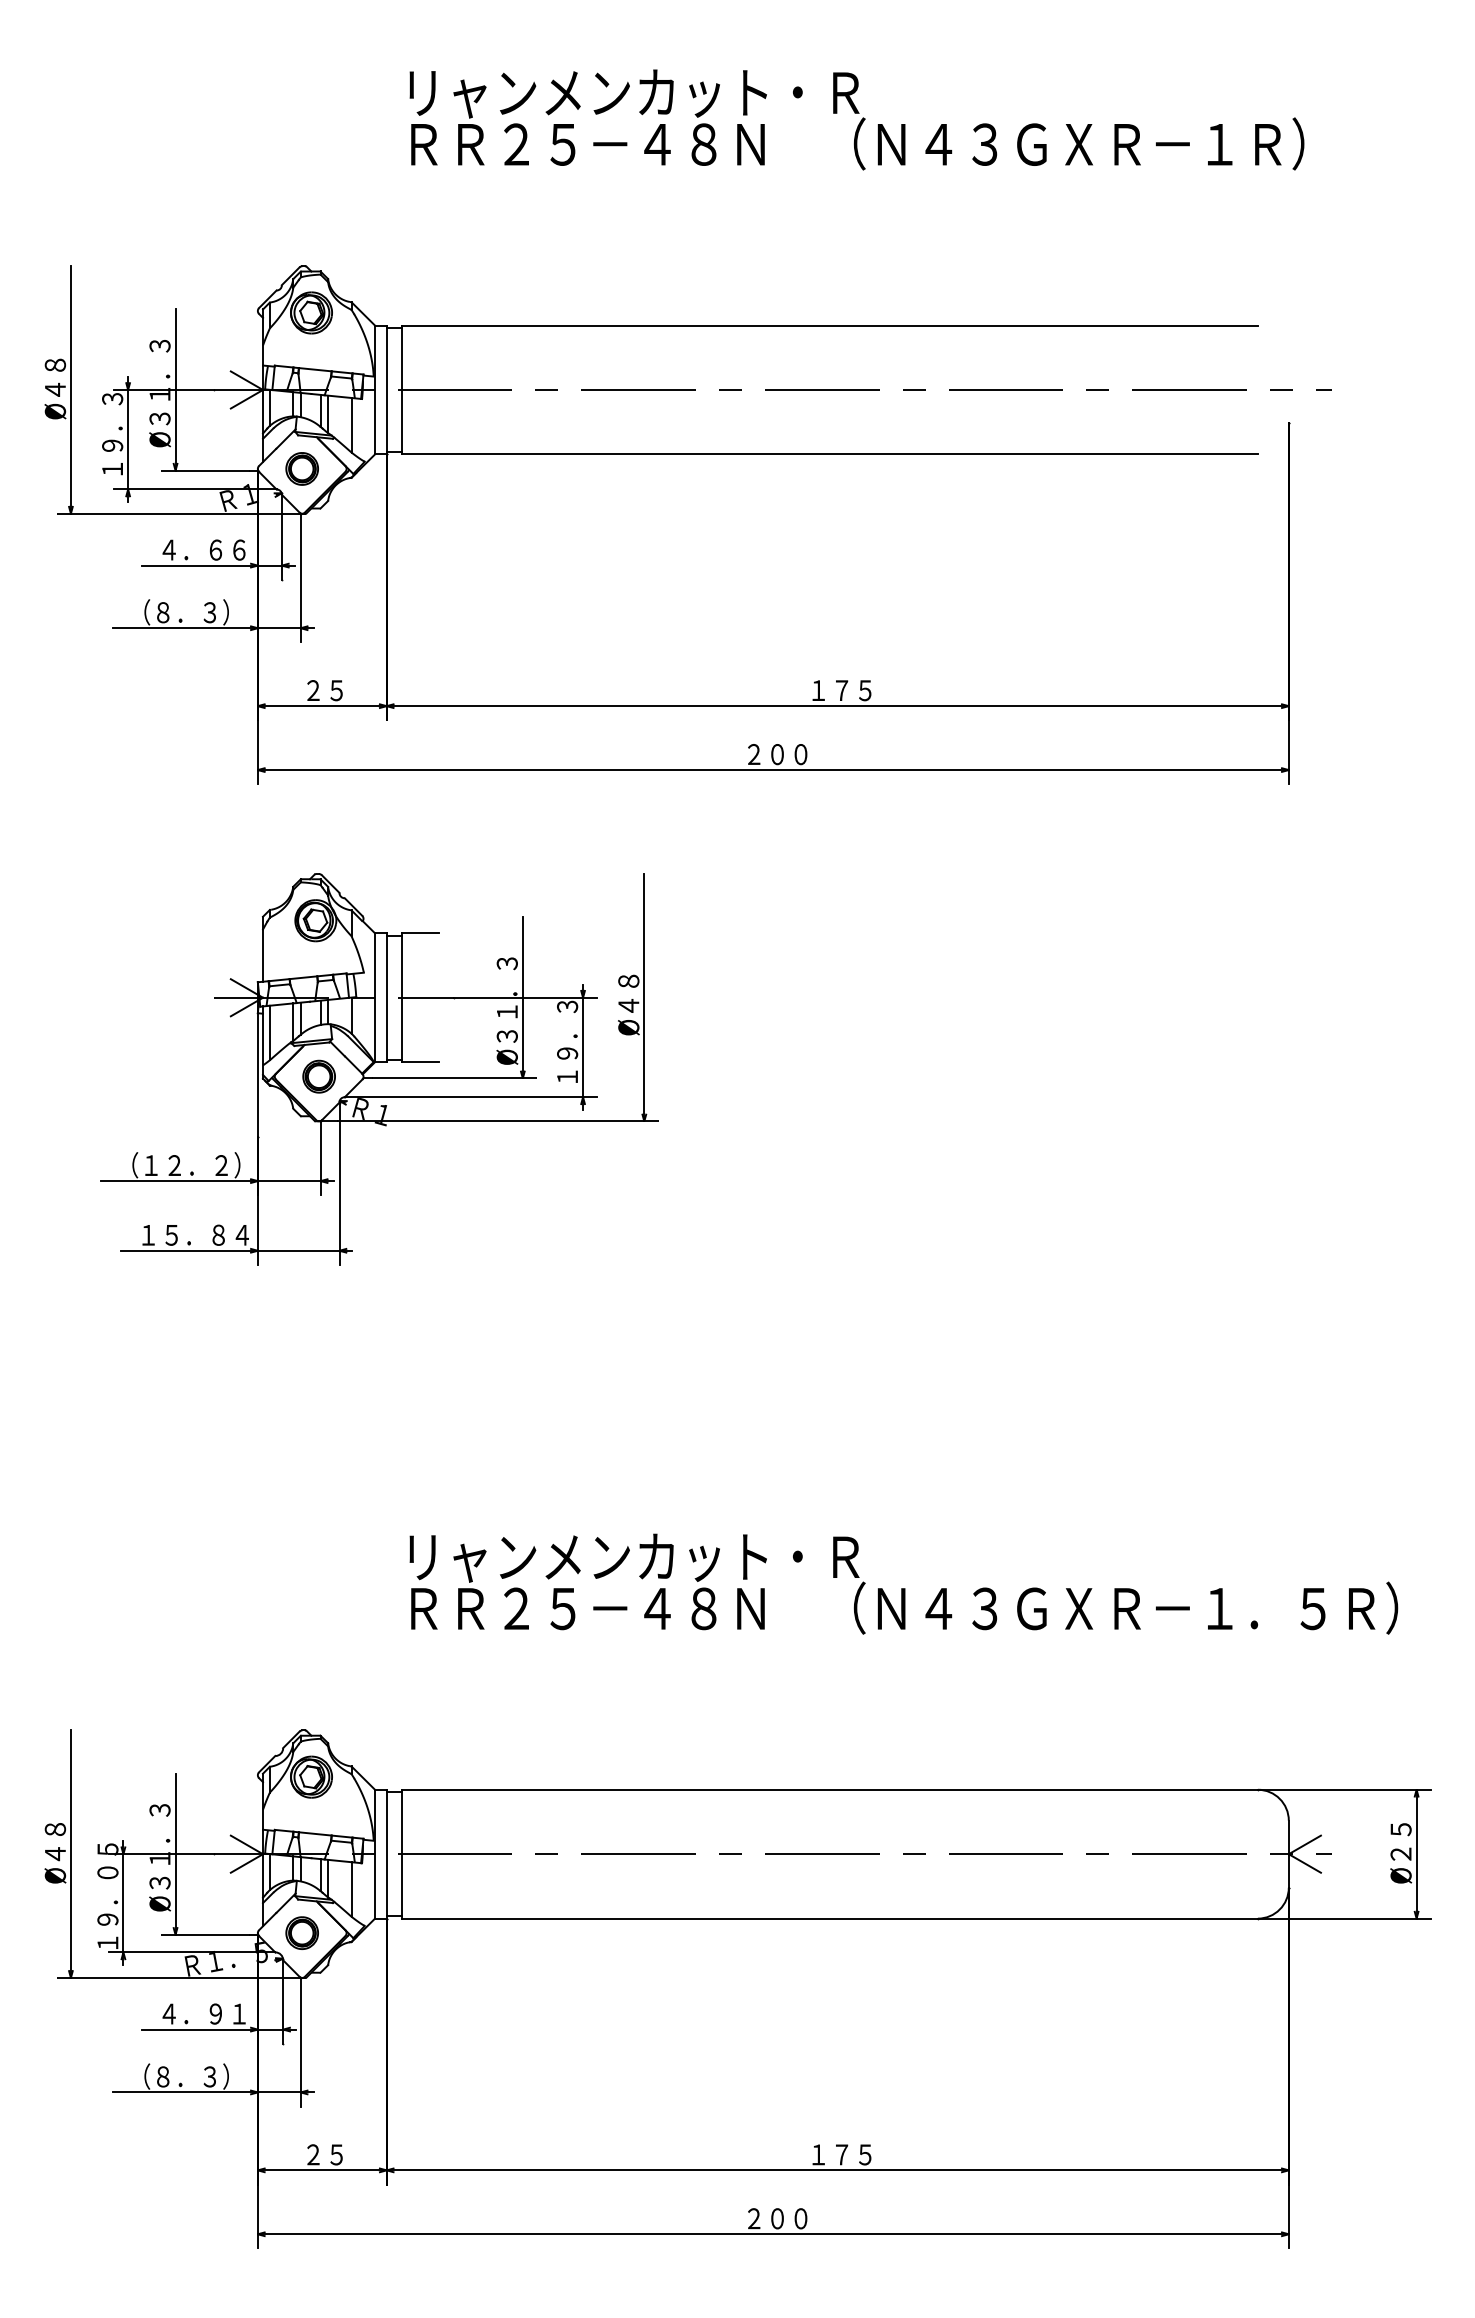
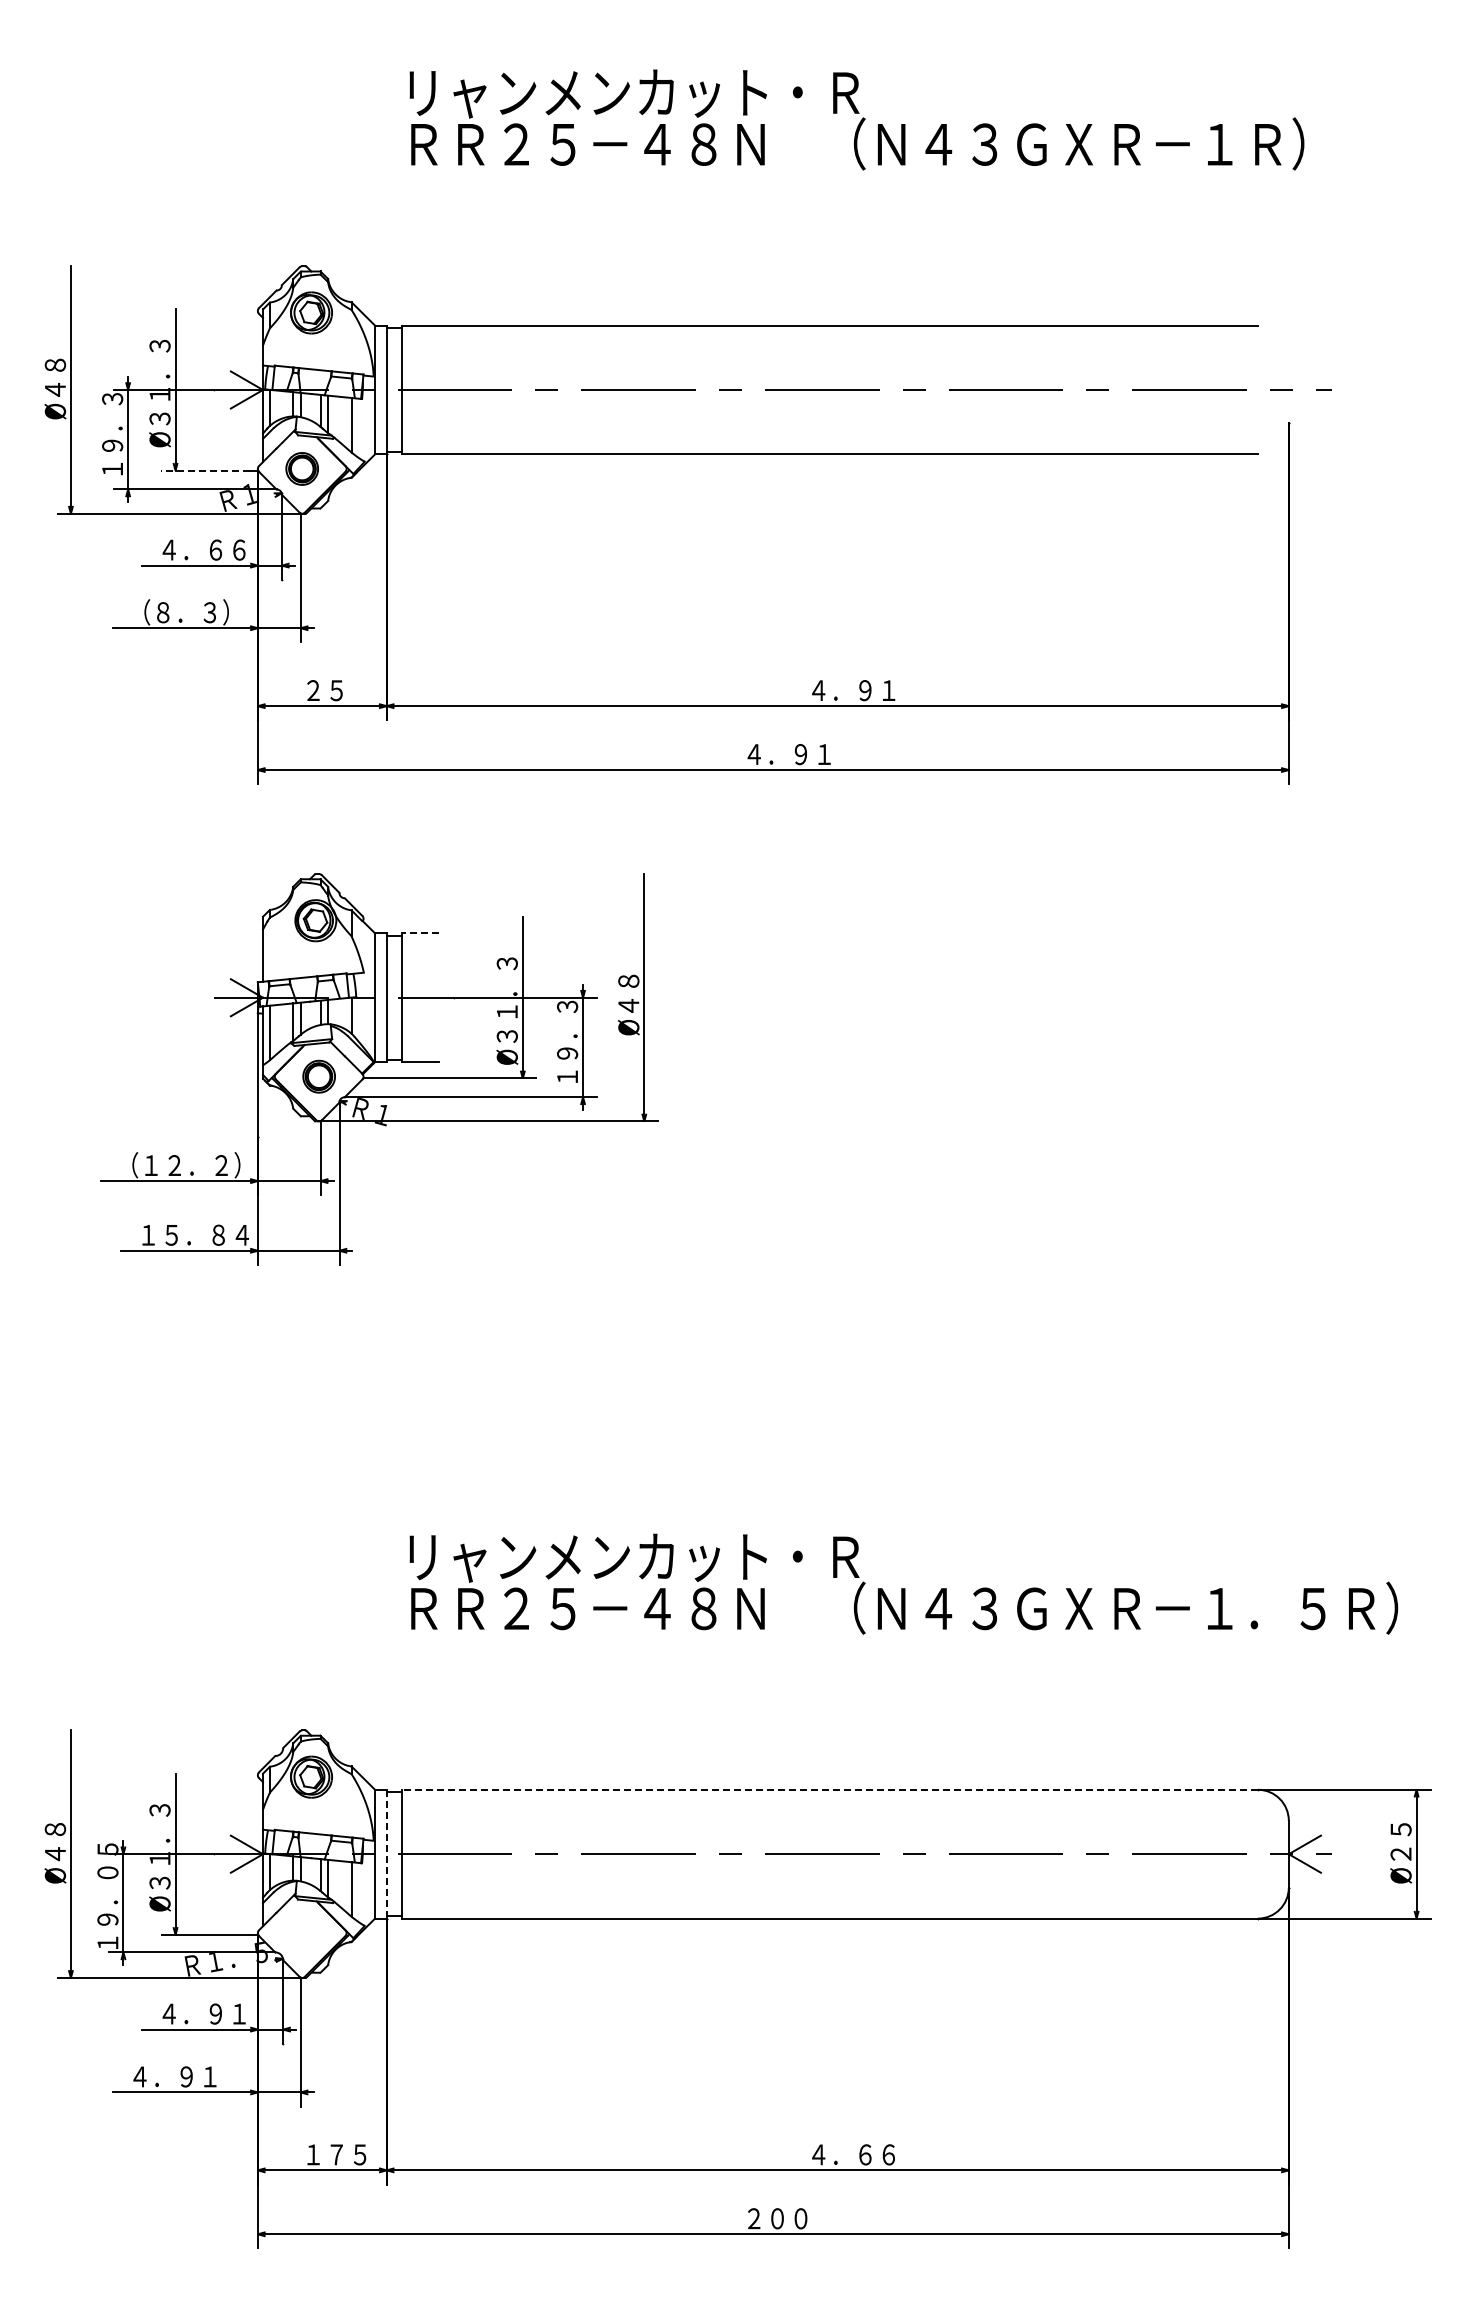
line: solid -> dashed (204, 470)
text: １７５ -> ４．９１ (853, 690)
text: ２００ -> ４．９１ (788, 754)
line: solid -> dashed (420, 933)
line: solid -> dashed (830, 1789)
line: solid -> dashed (386, 1854)
part: present -> none (301, 1932)
text: （８．３） -> ４．９１ (180, 2076)
text: ２５ -> １７５ (336, 2154)
text: １７５ -> ４．６６ (853, 2154)
